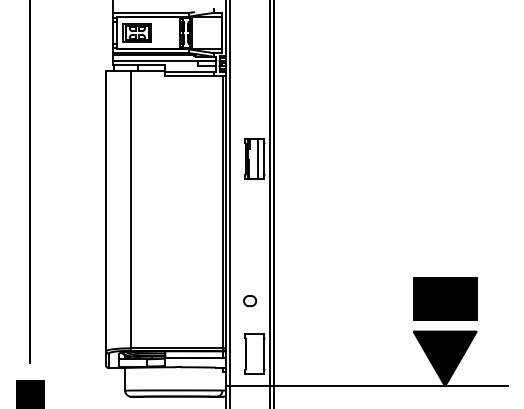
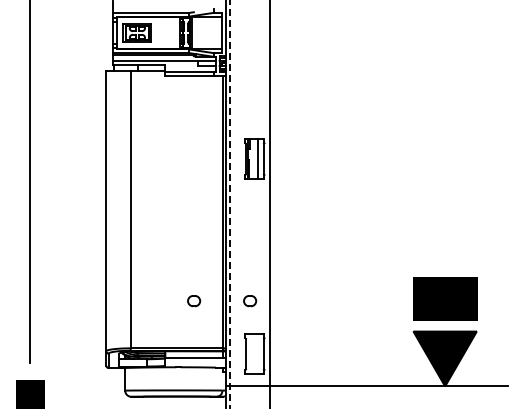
line: present -> none (274, 203)
line: solid -> dashed (230, 204)
part: none -> present (194, 301)
